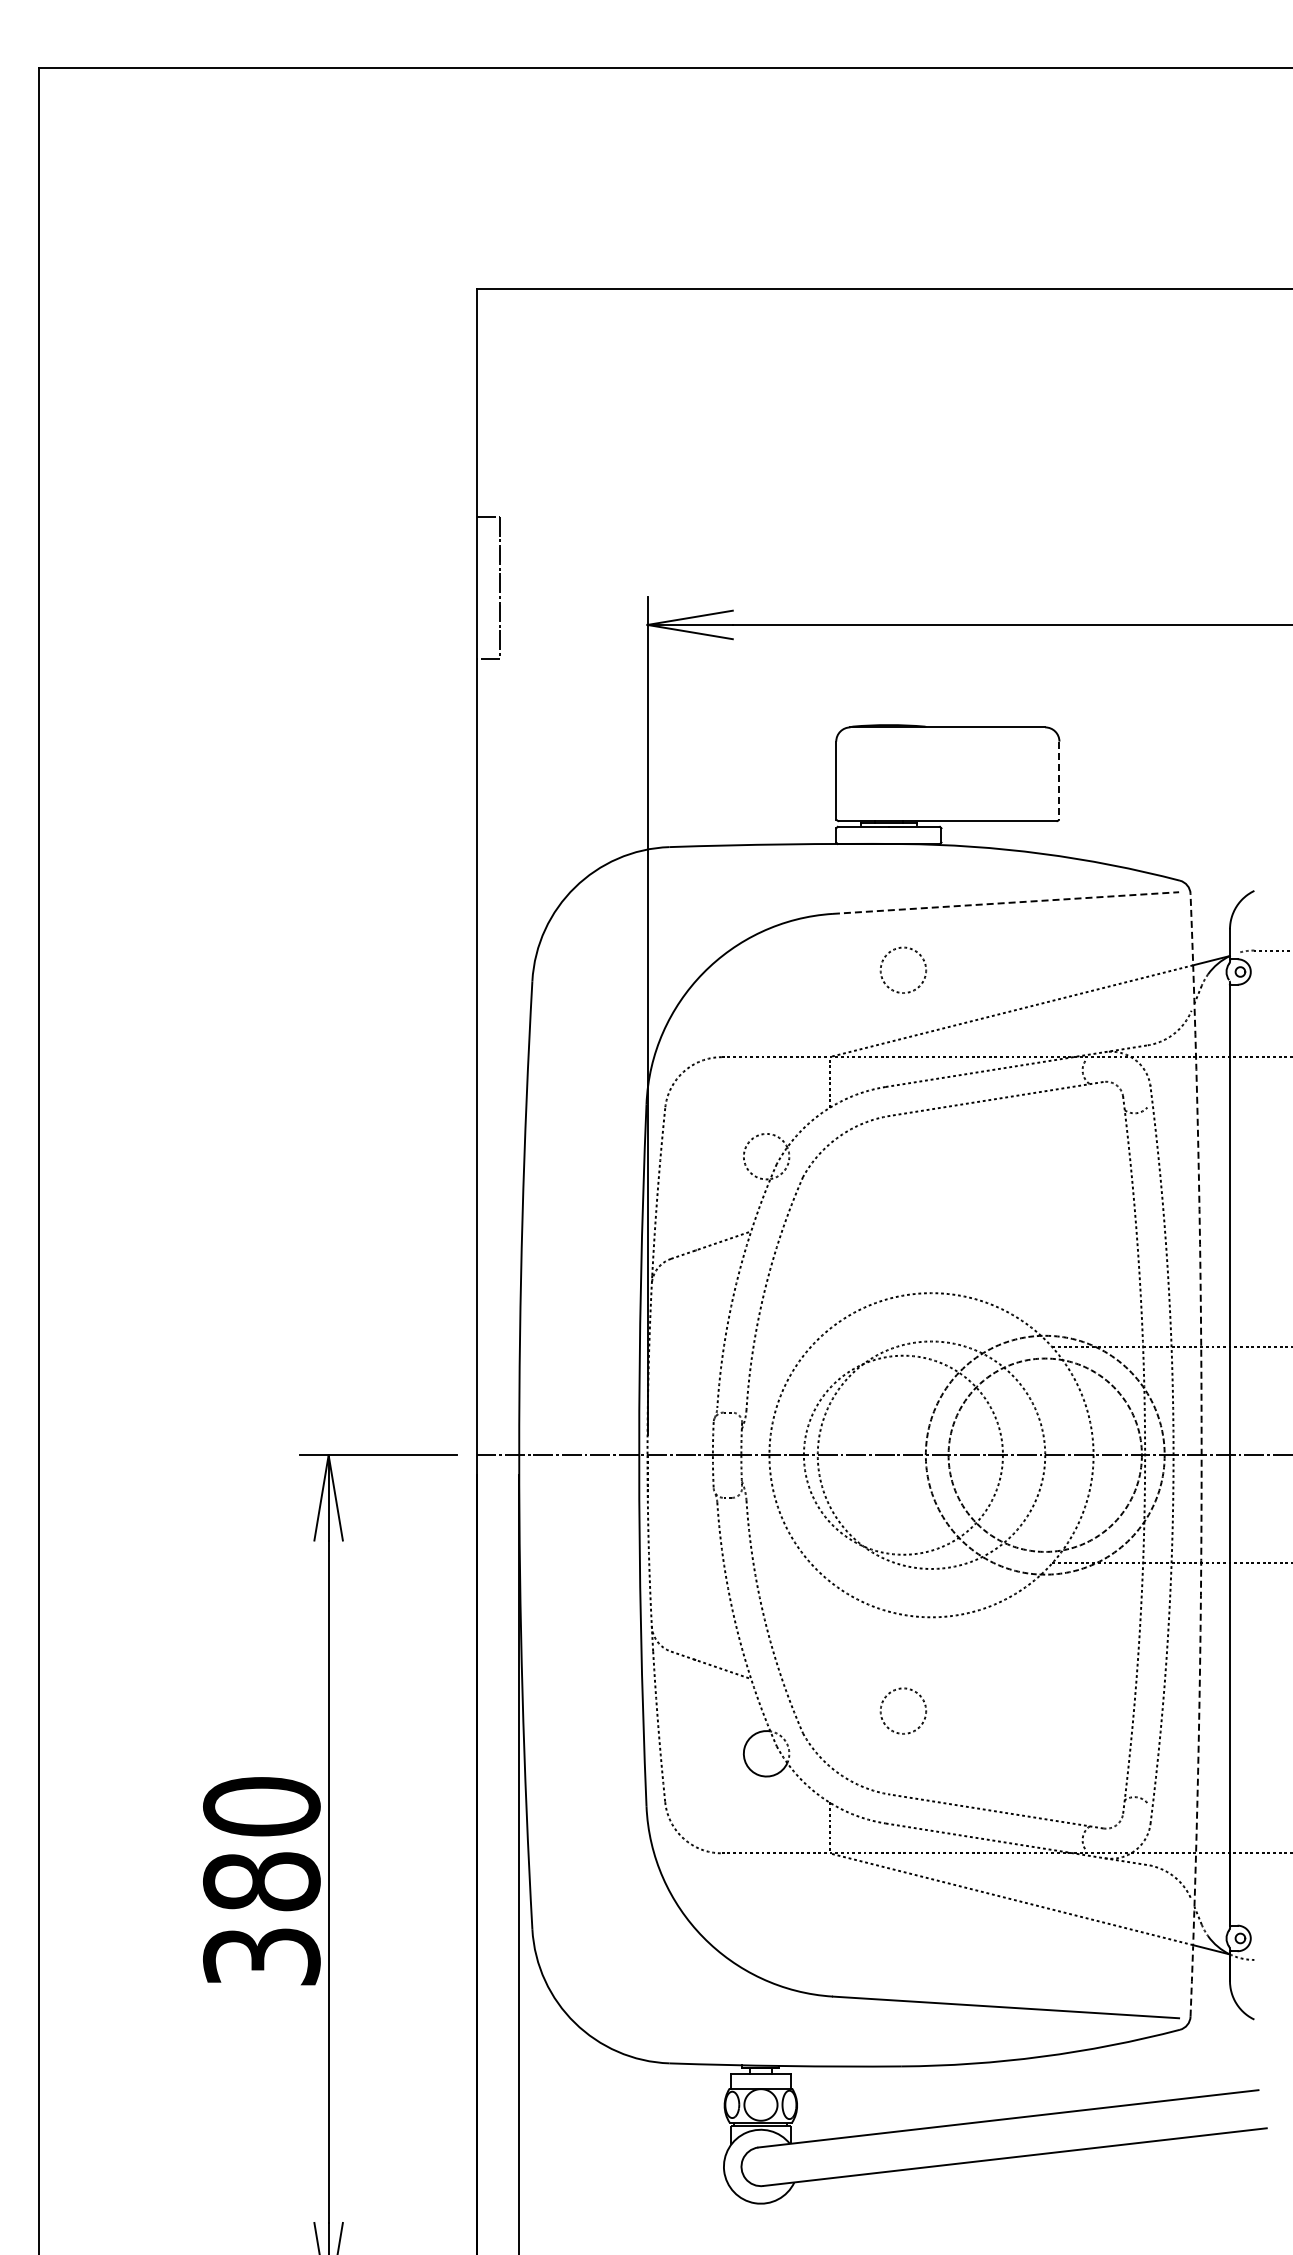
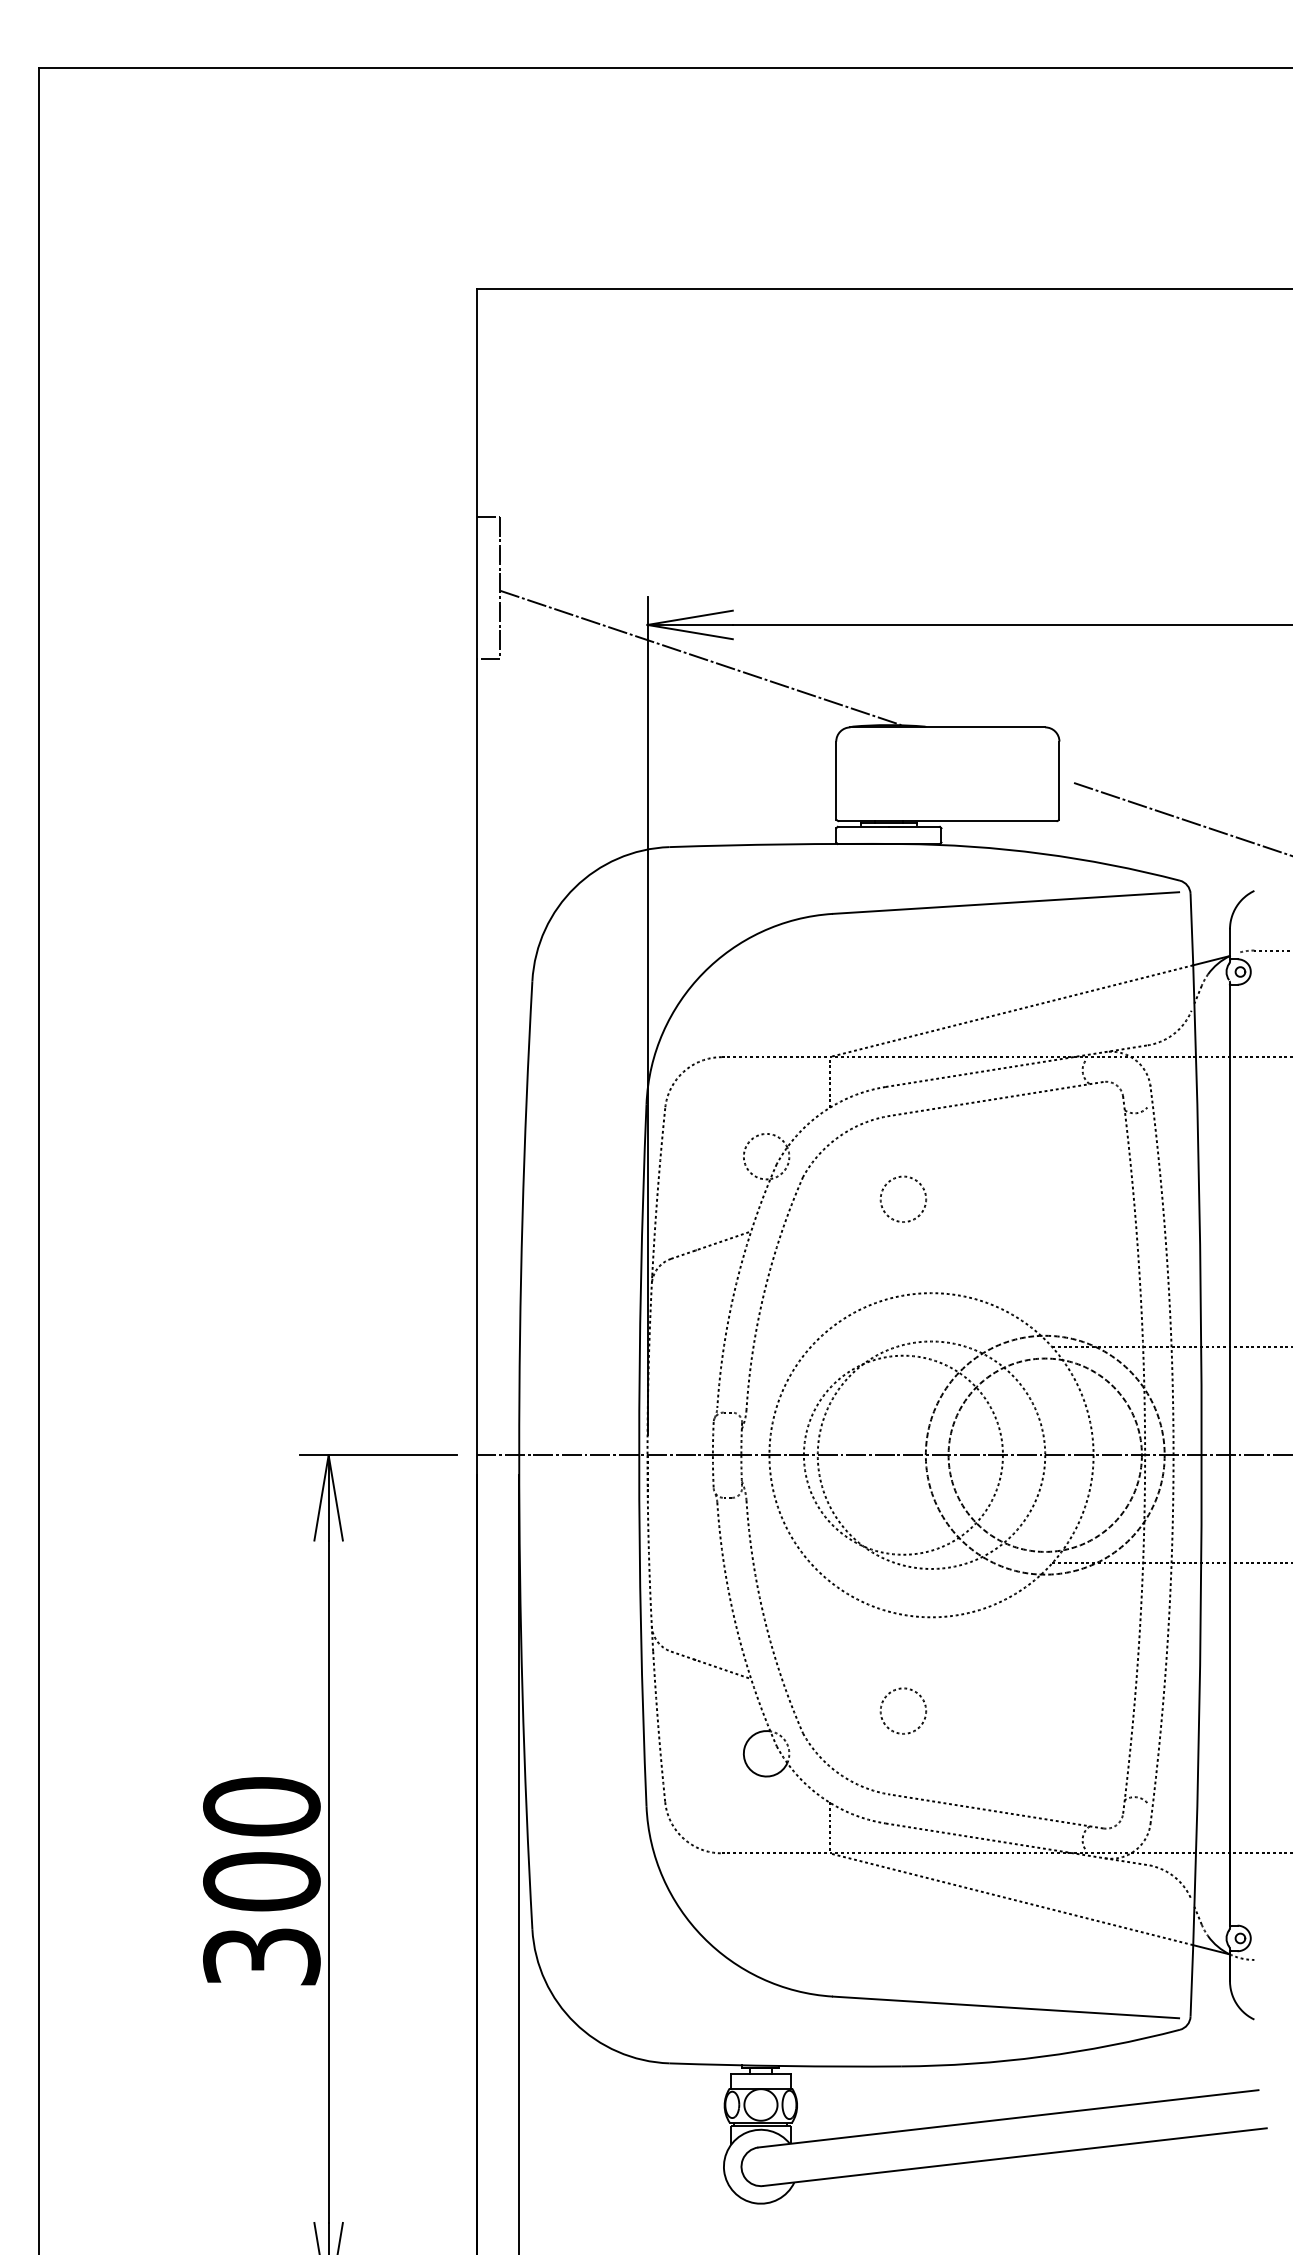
line: none -> present (700, 657)
line: dashed -> solid (1059, 780)
line: none -> present (1181, 818)
line: dashed -> solid (1006, 903)
circle position: (903, 969) -> (903, 1198) (903, 1198)
arc: dashed -> solid (1201, 1455)
text: 380 -> 300 (261, 1881)
